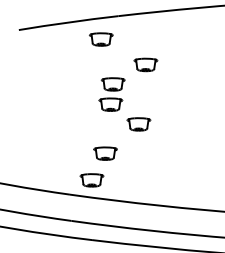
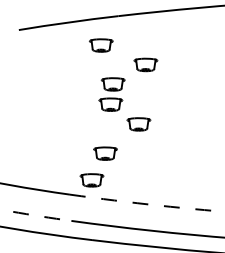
part position: (101, 39) -> (101, 45) (101, 45)
arc: solid -> dashed (147, 204)
arc: solid -> dashed (36, 215)
